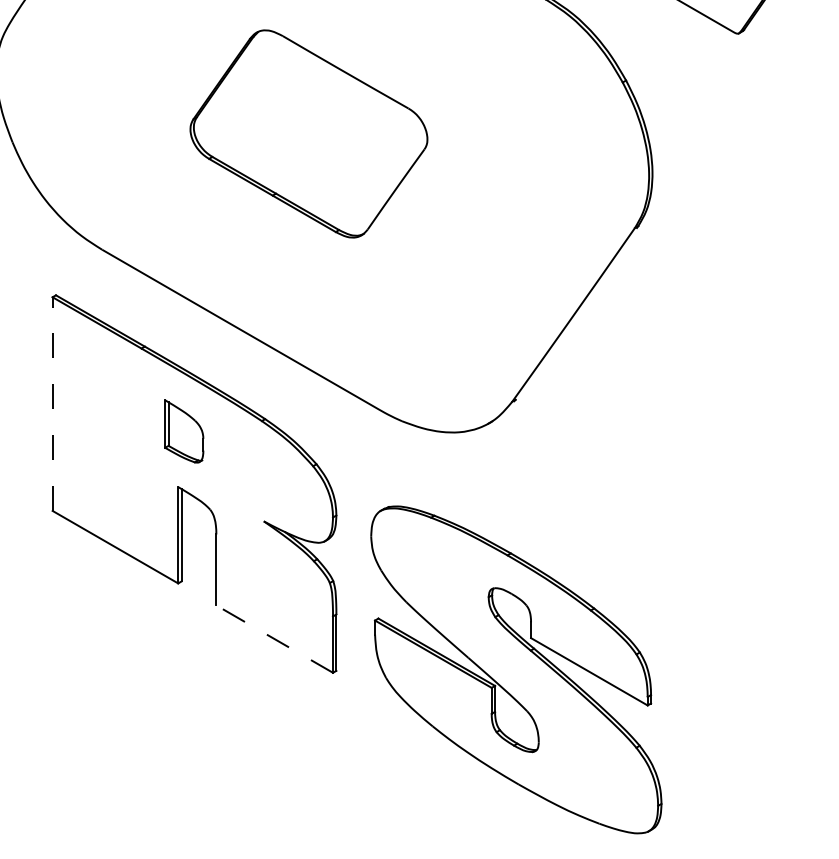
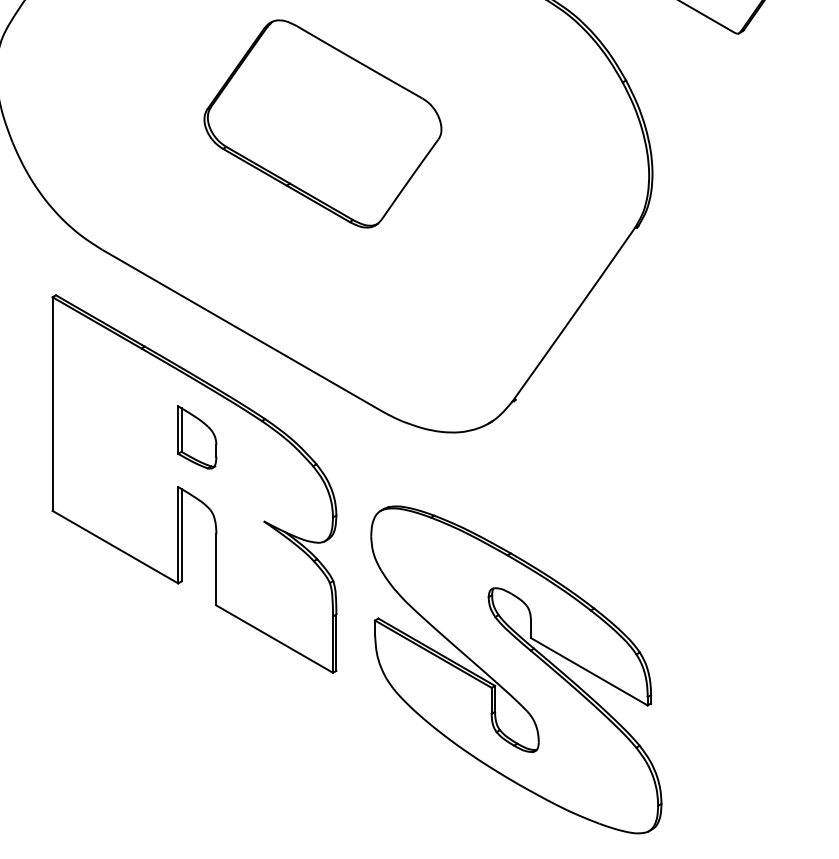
part position: (308, 133) -> (322, 123) (322, 123)
line: dashed -> solid (52, 404)
part position: (184, 431) -> (197, 437) (197, 437)
line: dashed -> solid (274, 638)
